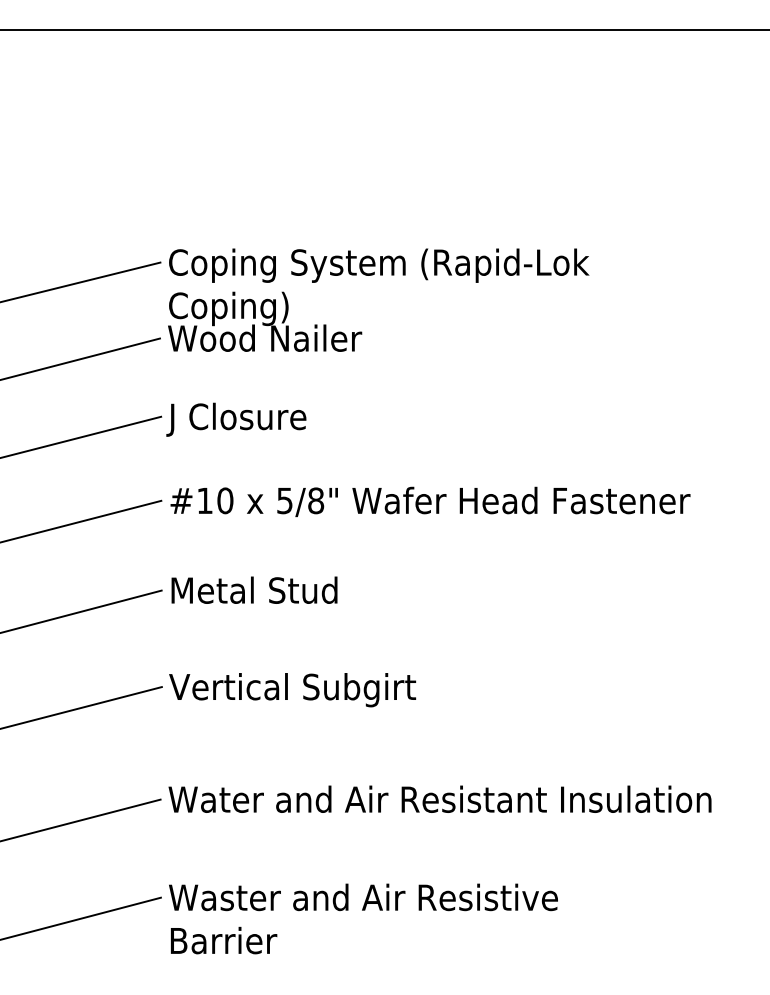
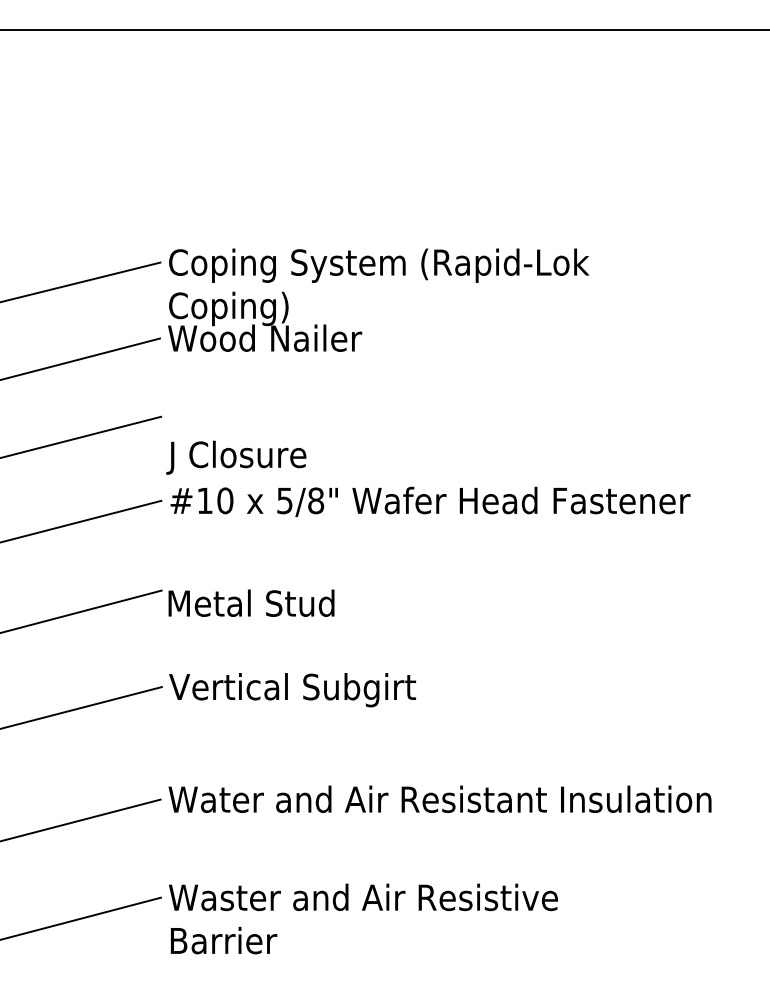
text position: (236, 419) -> (236, 457) (236, 457)
text position: (254, 589) -> (251, 602) (251, 602)
